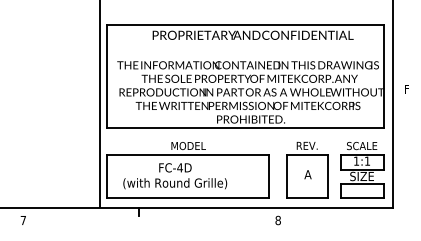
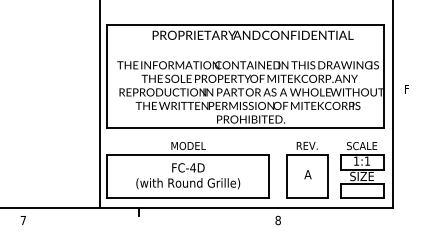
text position: (175, 176) -> (188, 176) (188, 176)
